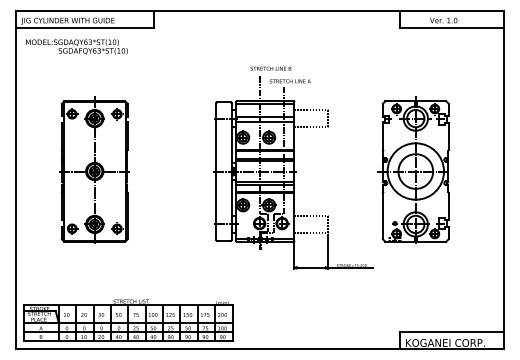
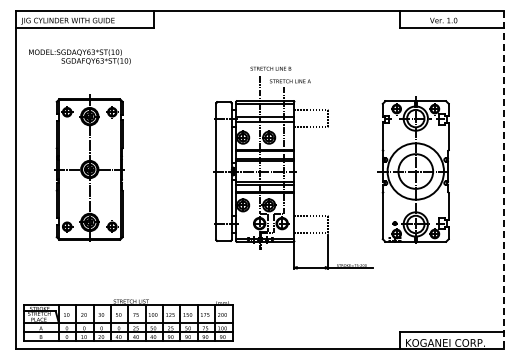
text position: (76, 46) -> (79, 56) (79, 56)
part position: (94, 169) -> (89, 167) (89, 167)
line: solid -> dashed (504, 180)
